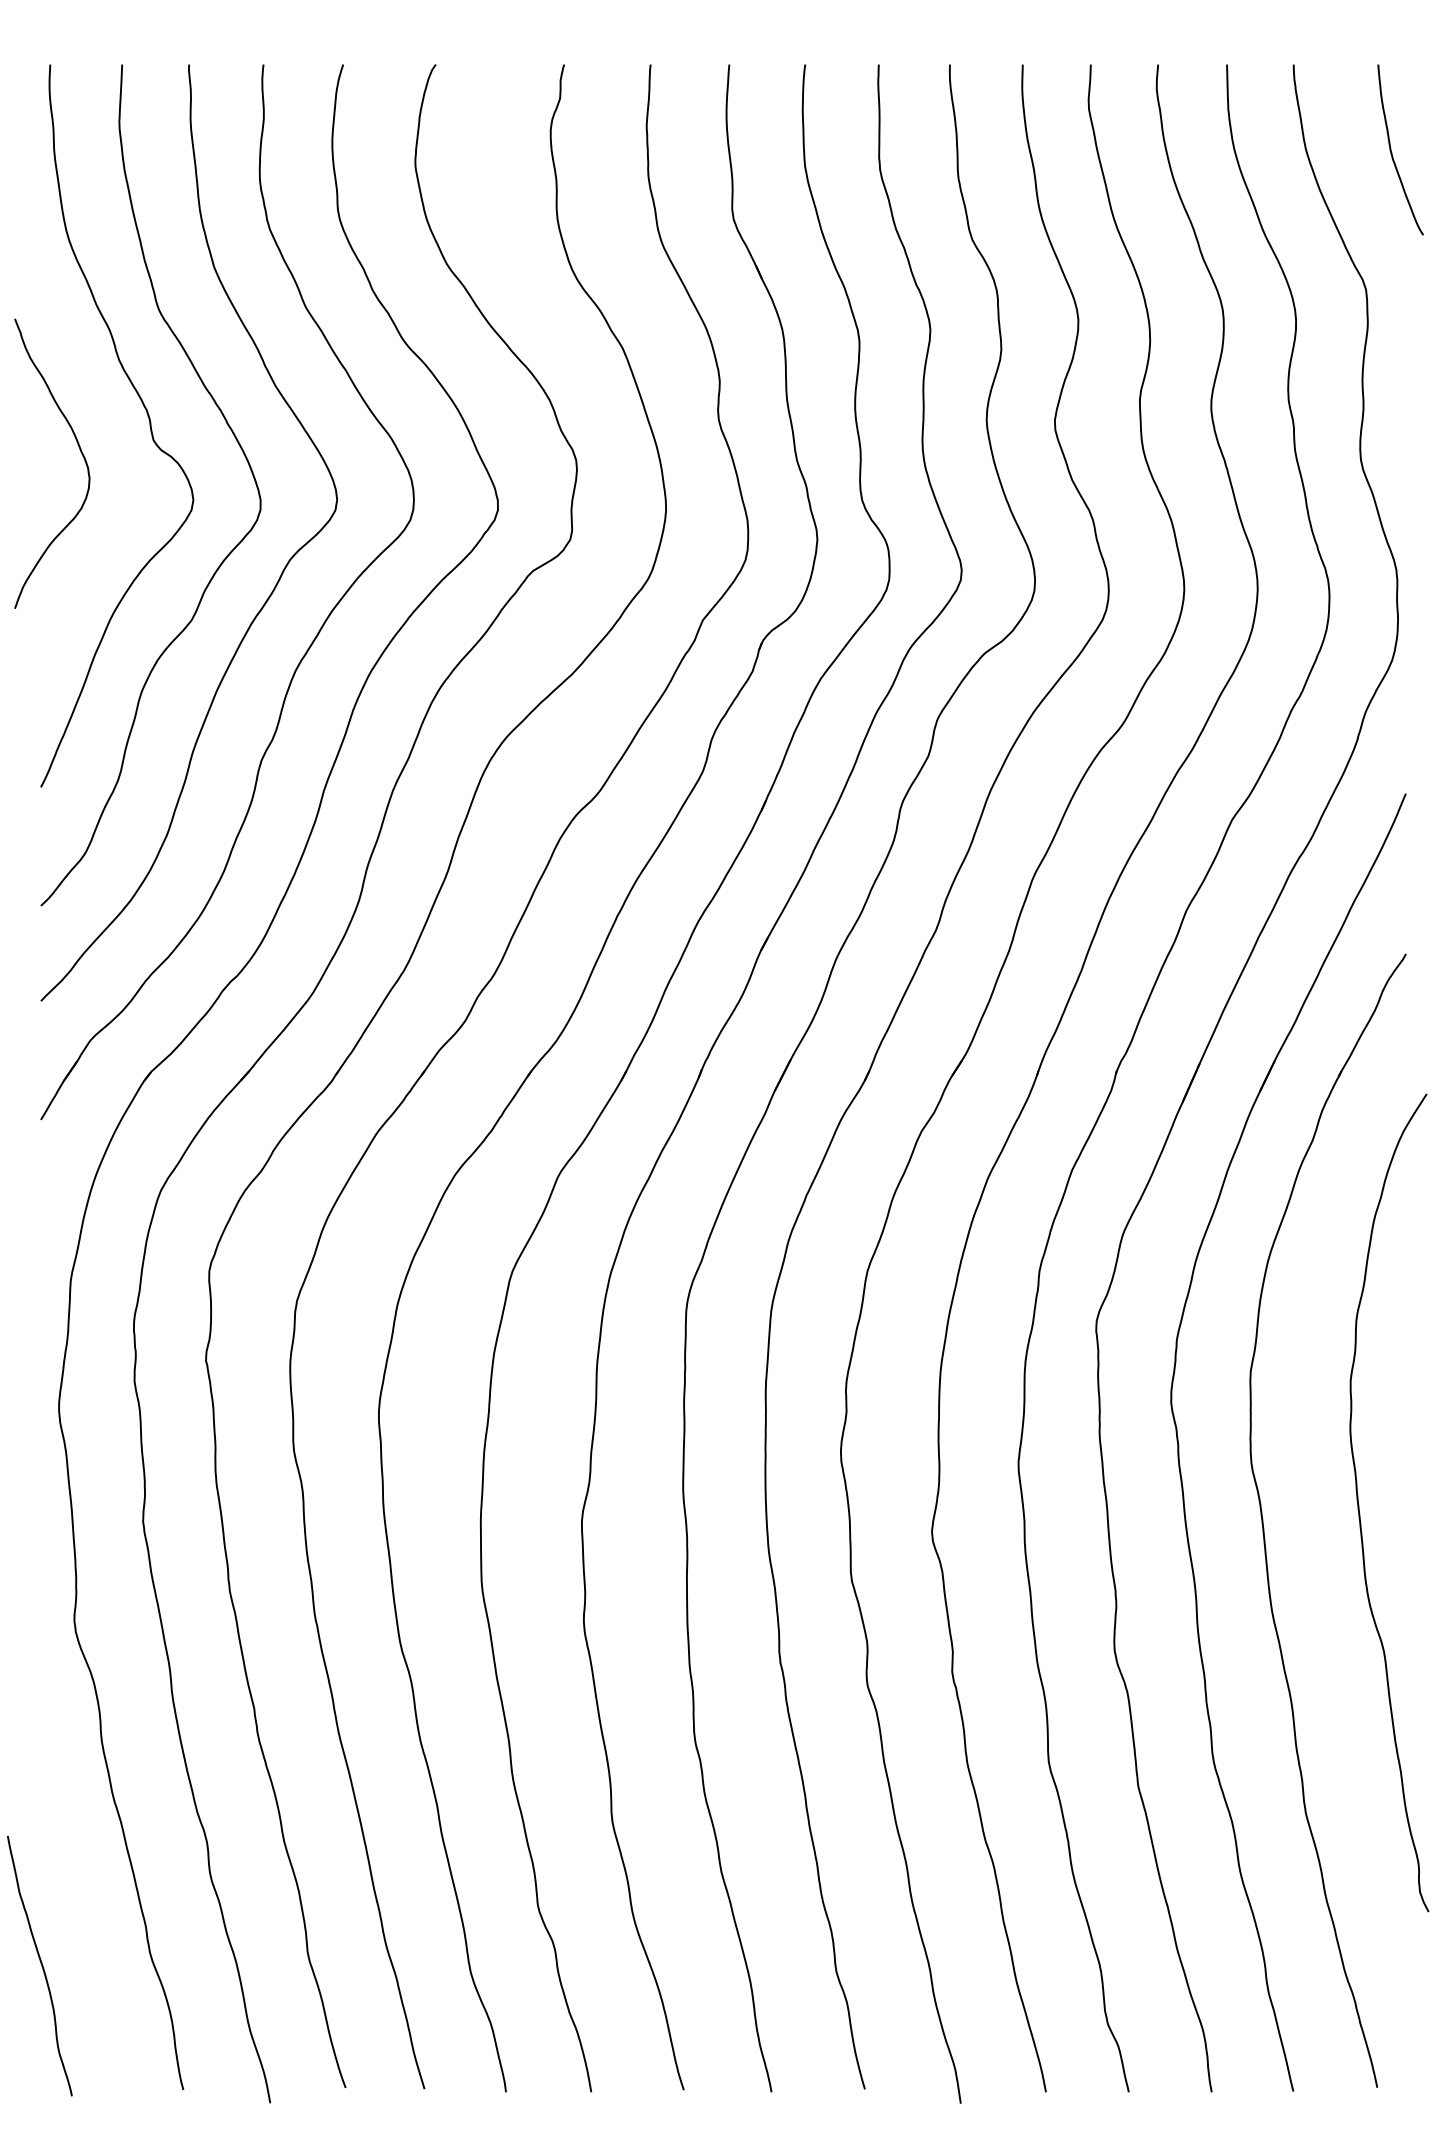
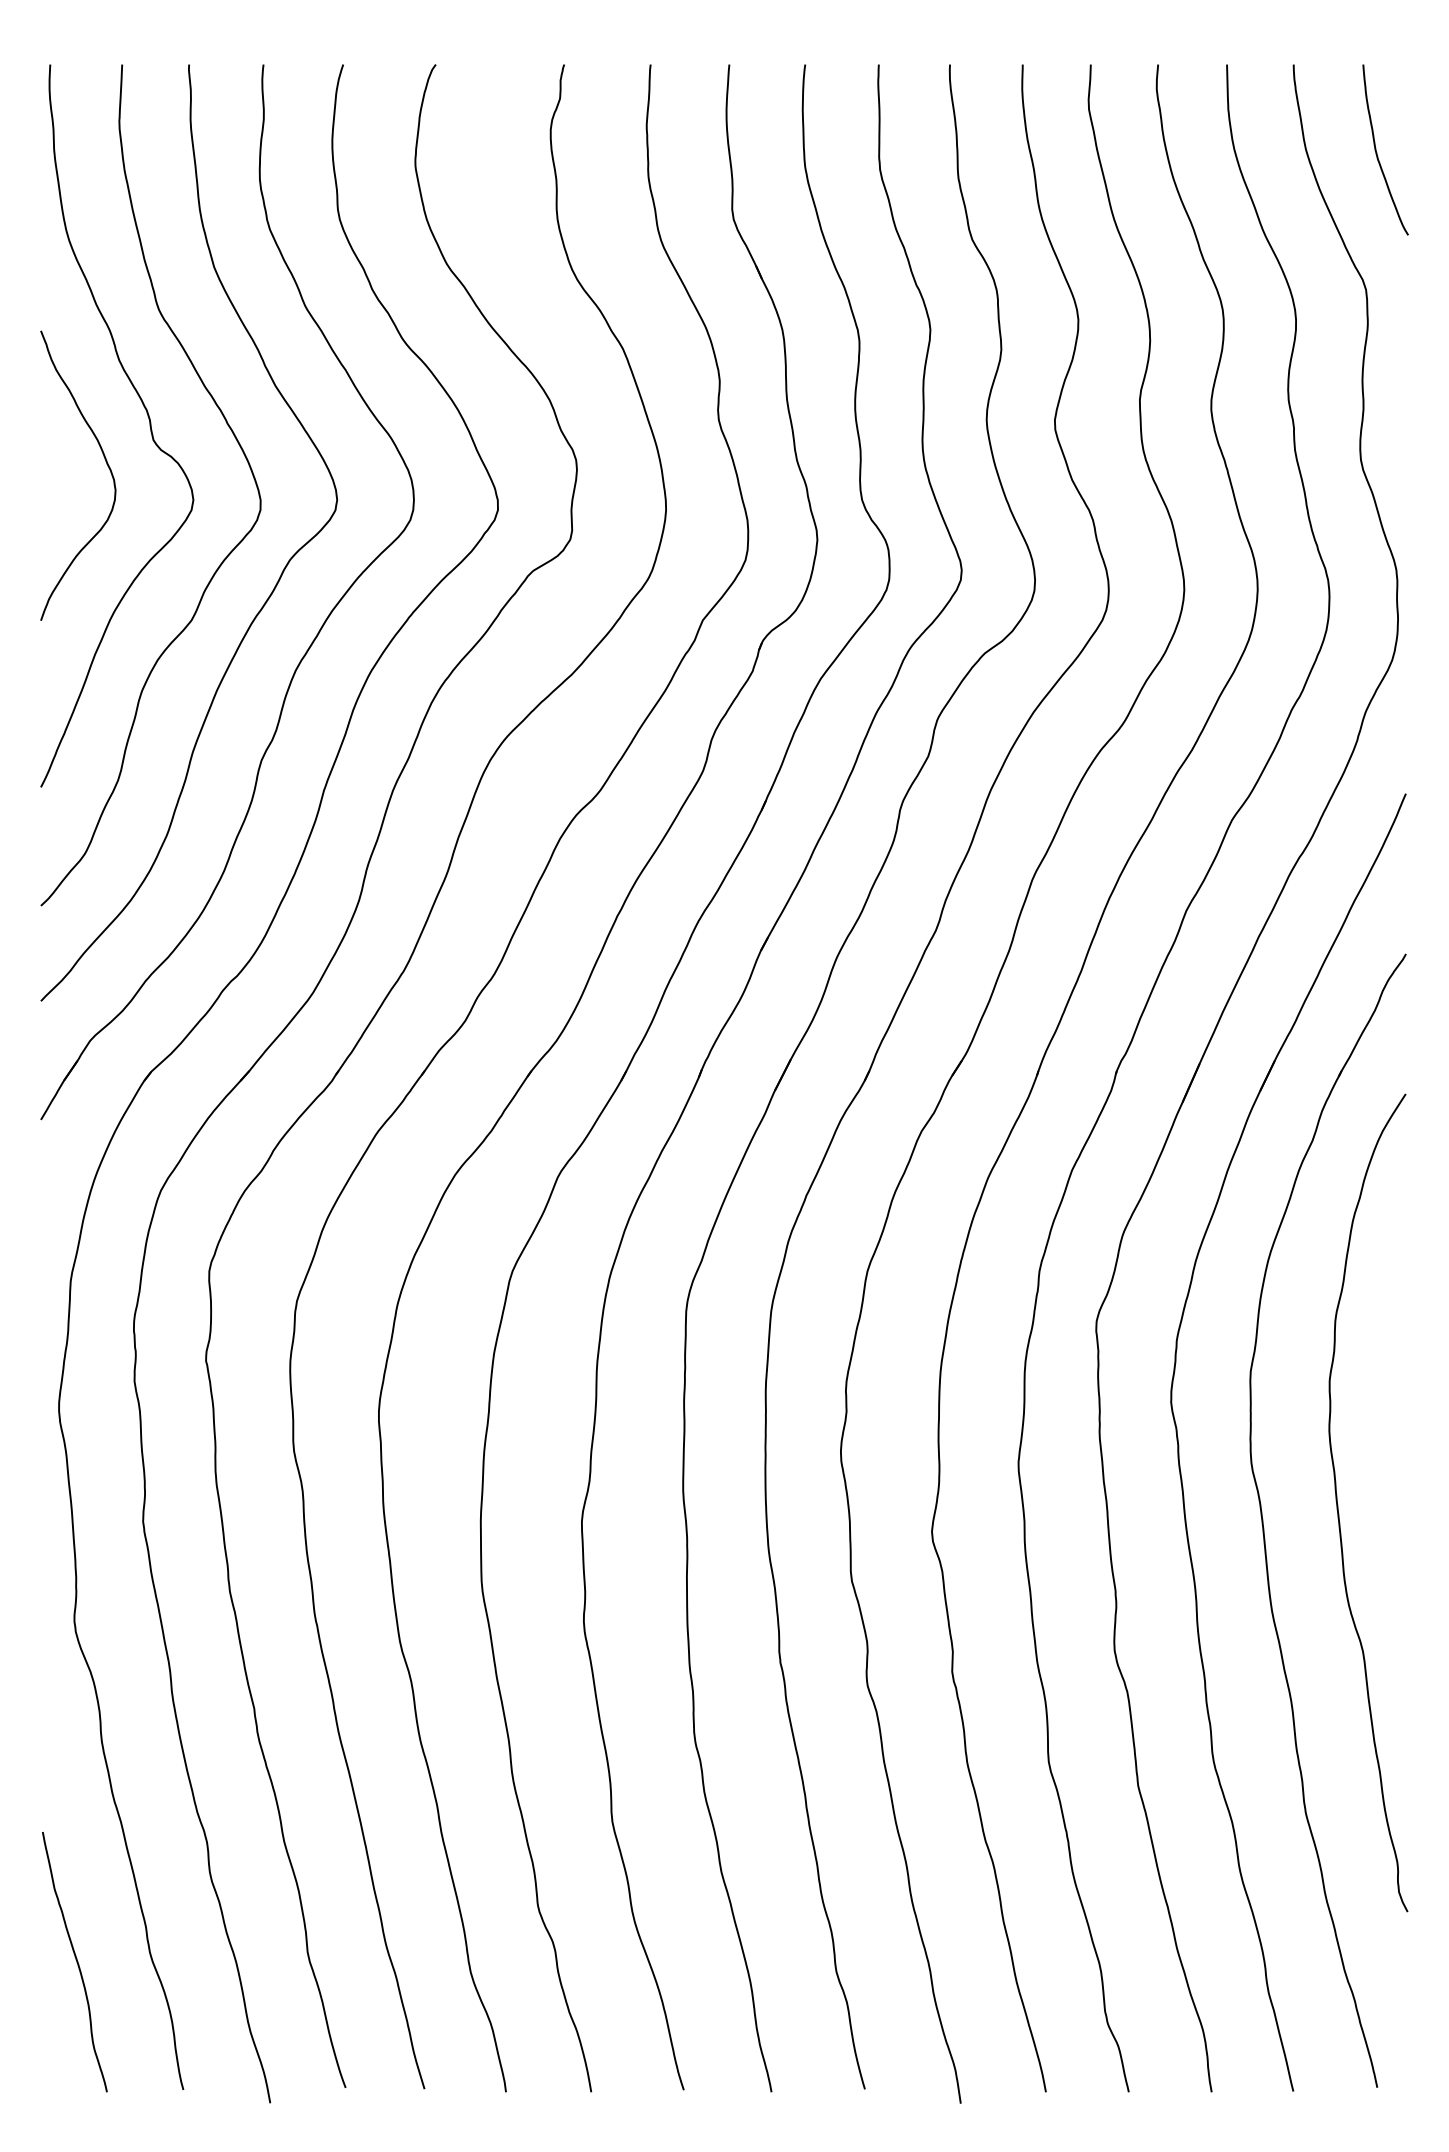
curve position: (1392, 152) -> (1377, 152) (1377, 152)
curve position: (80, 452) -> (106, 464) (106, 464)
curve position: (1359, 1504) -> (1338, 1504) (1338, 1504)
curve position: (41, 1966) -> (76, 1962) (76, 1962)
